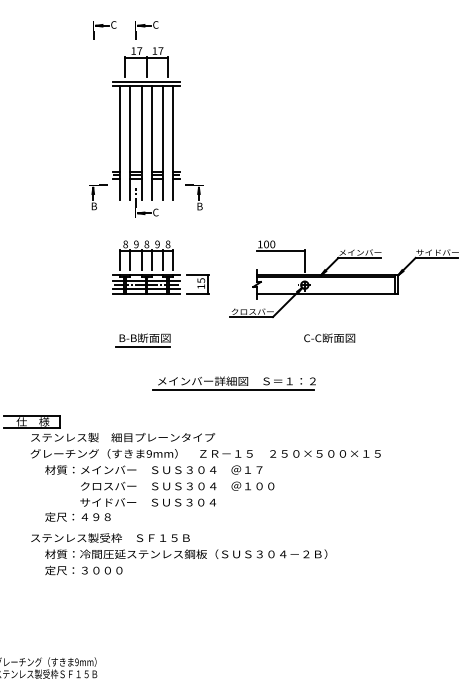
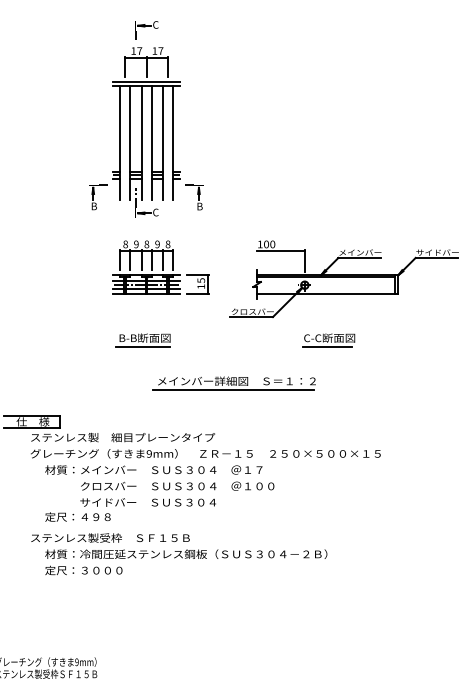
part: present -> none (104, 30)
line: none -> present (327, 347)
